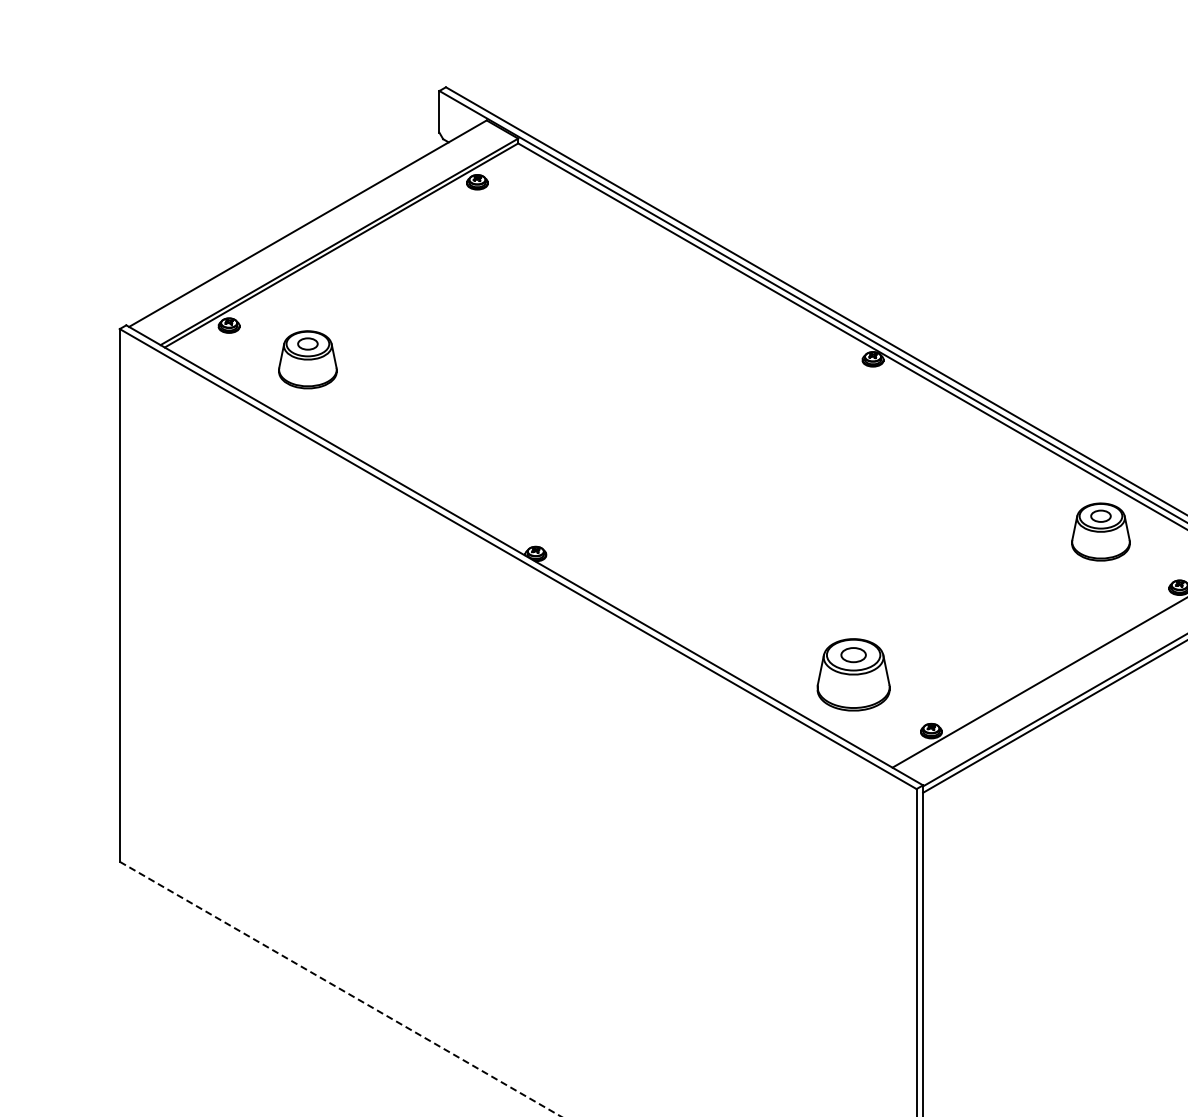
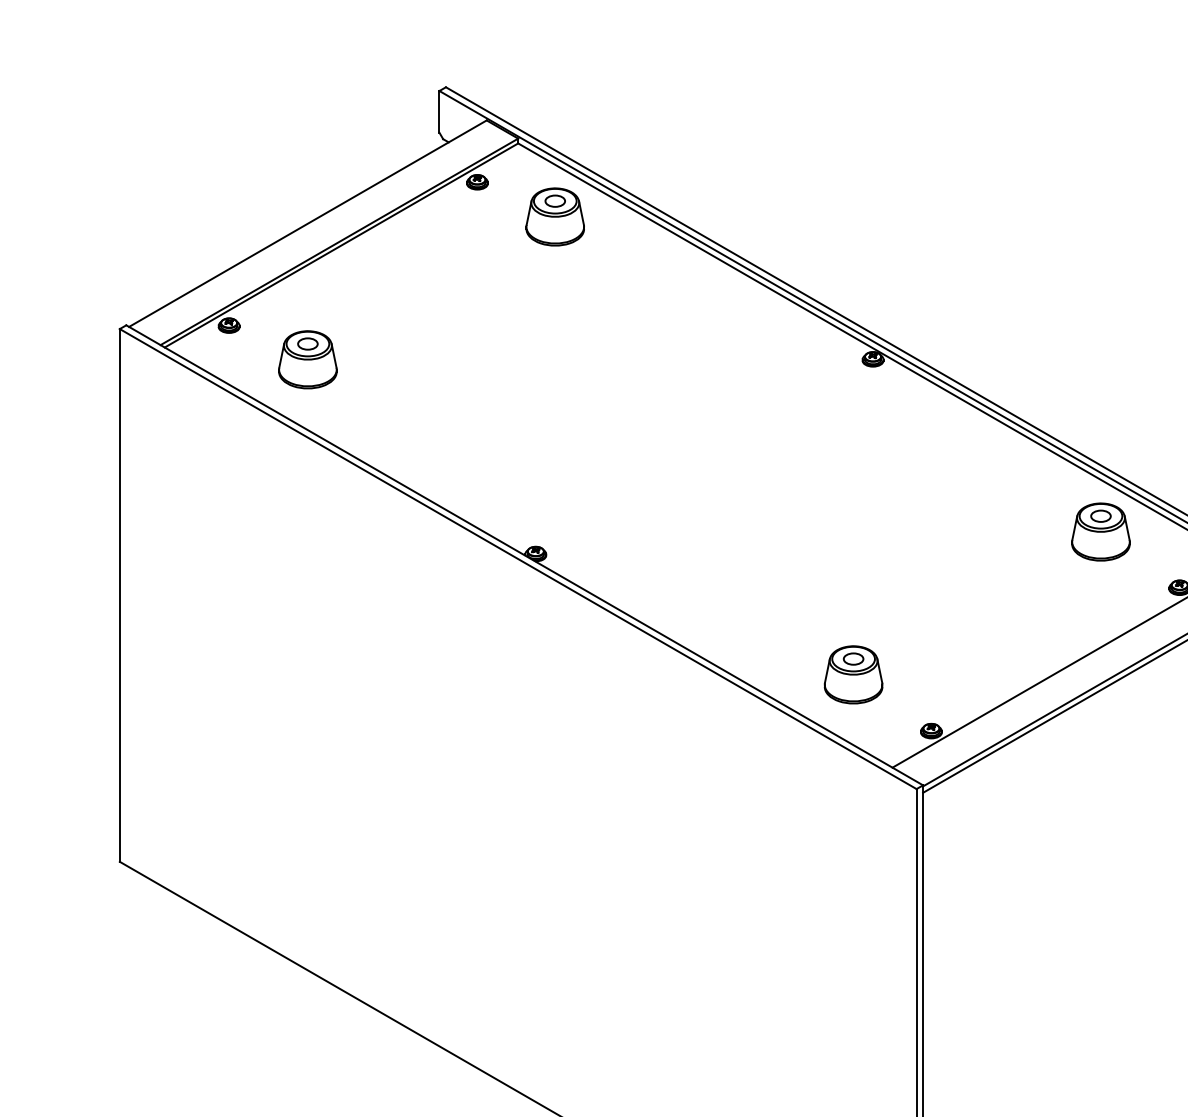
part: none -> present (554, 216)
part size: 75x74 px -> 61x60 px (853, 674)
line: dashed -> solid (340, 989)
